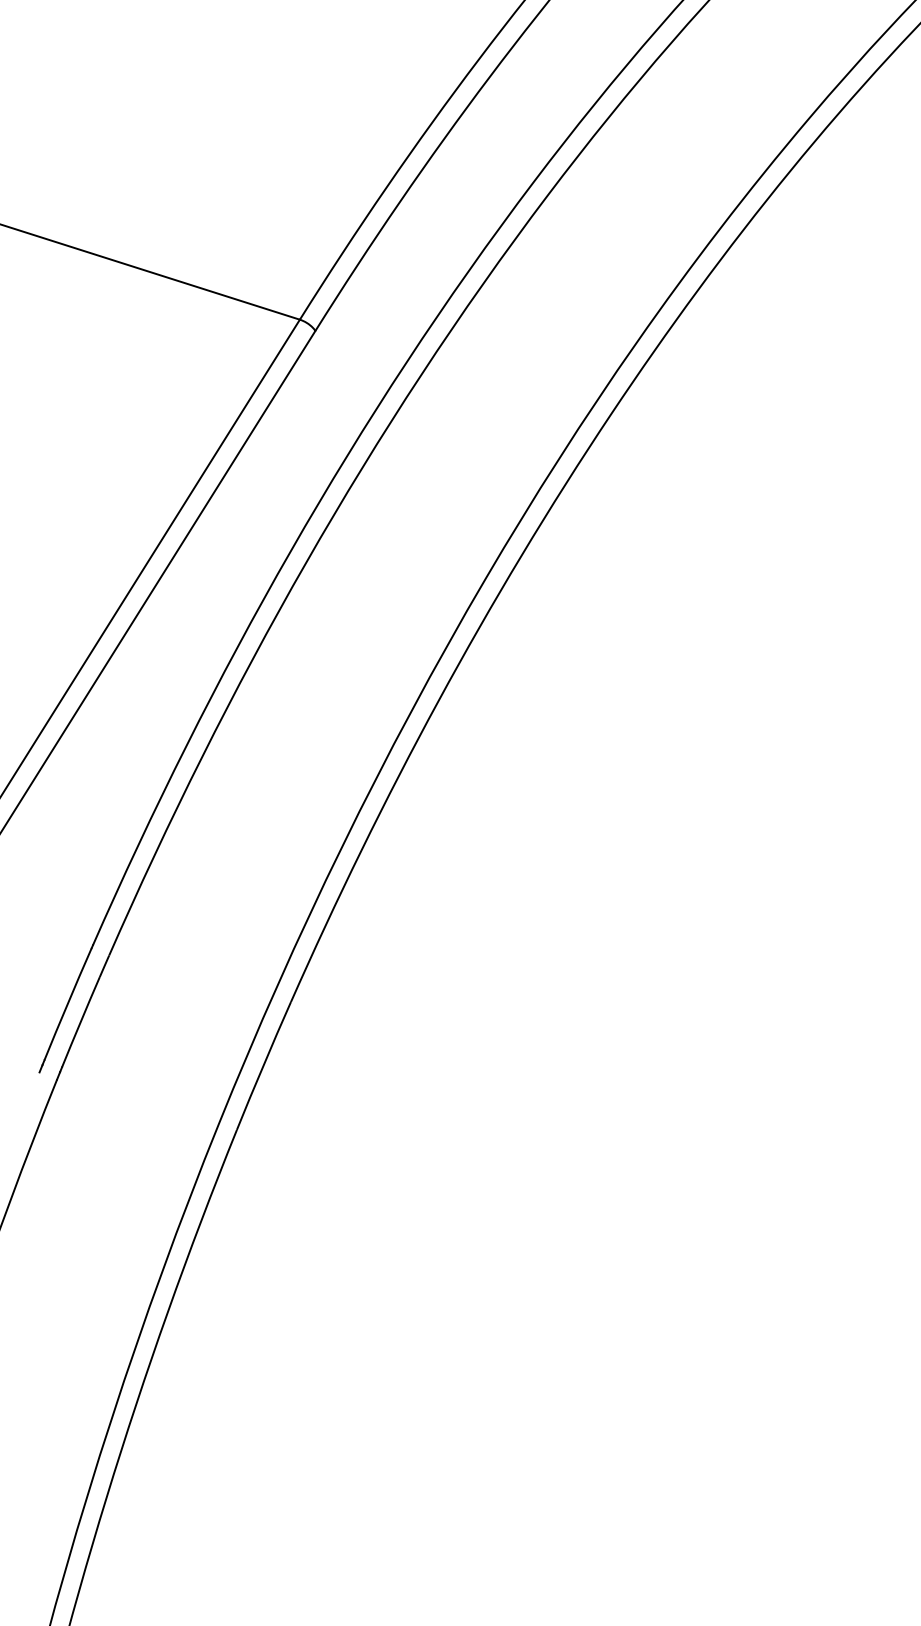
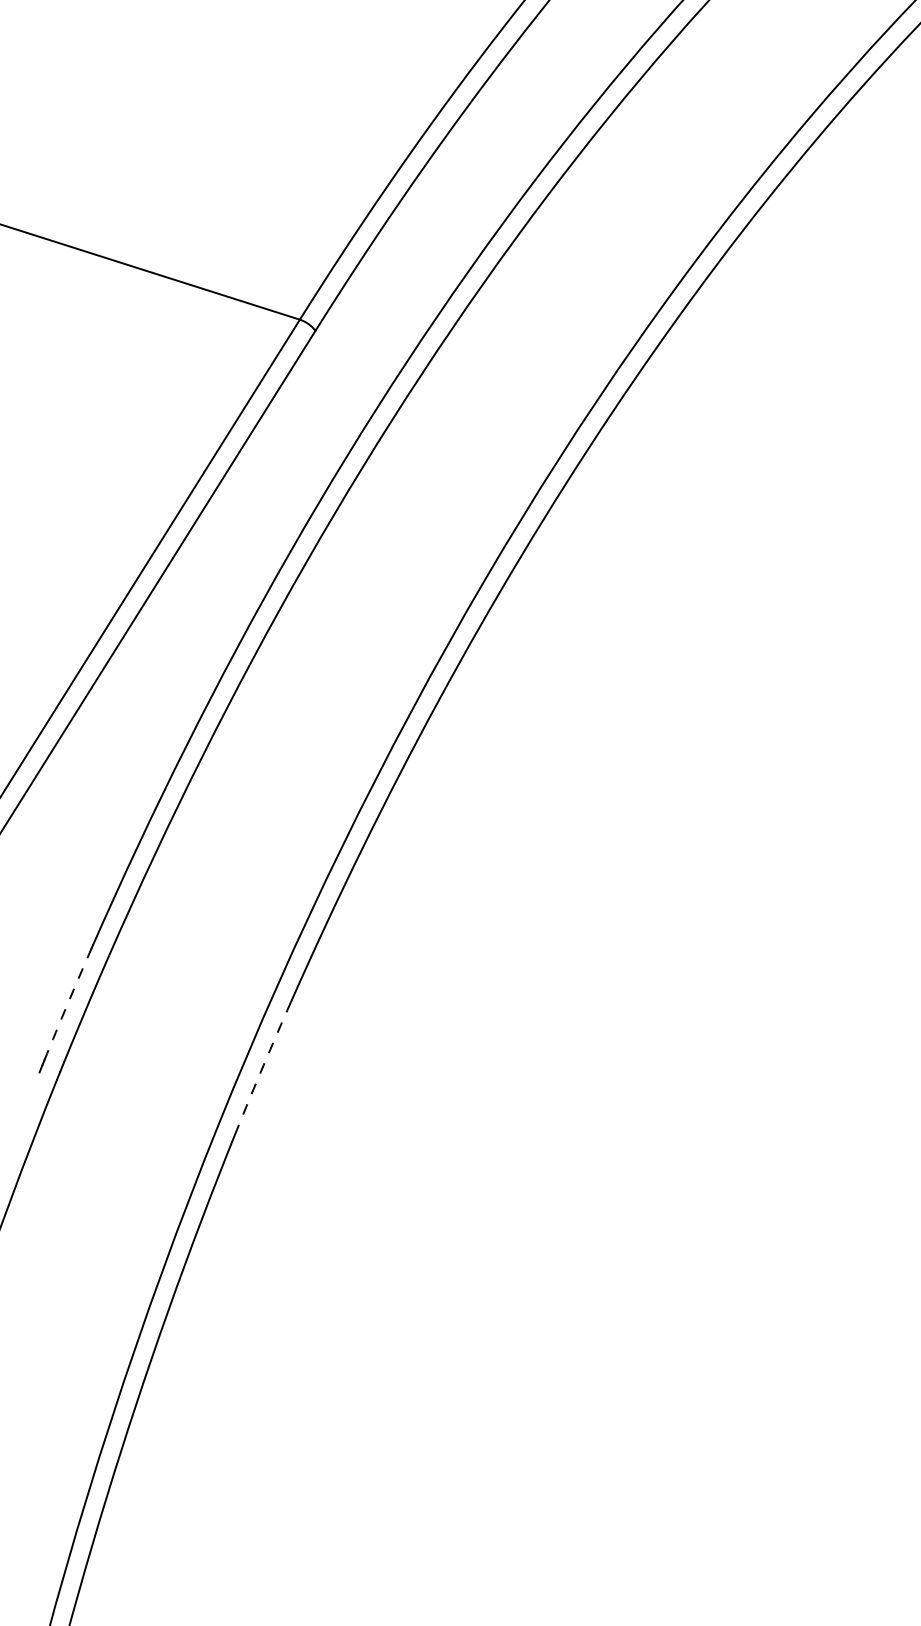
arc: solid -> dashed (67, 1004)
arc: solid -> dashed (263, 1065)
